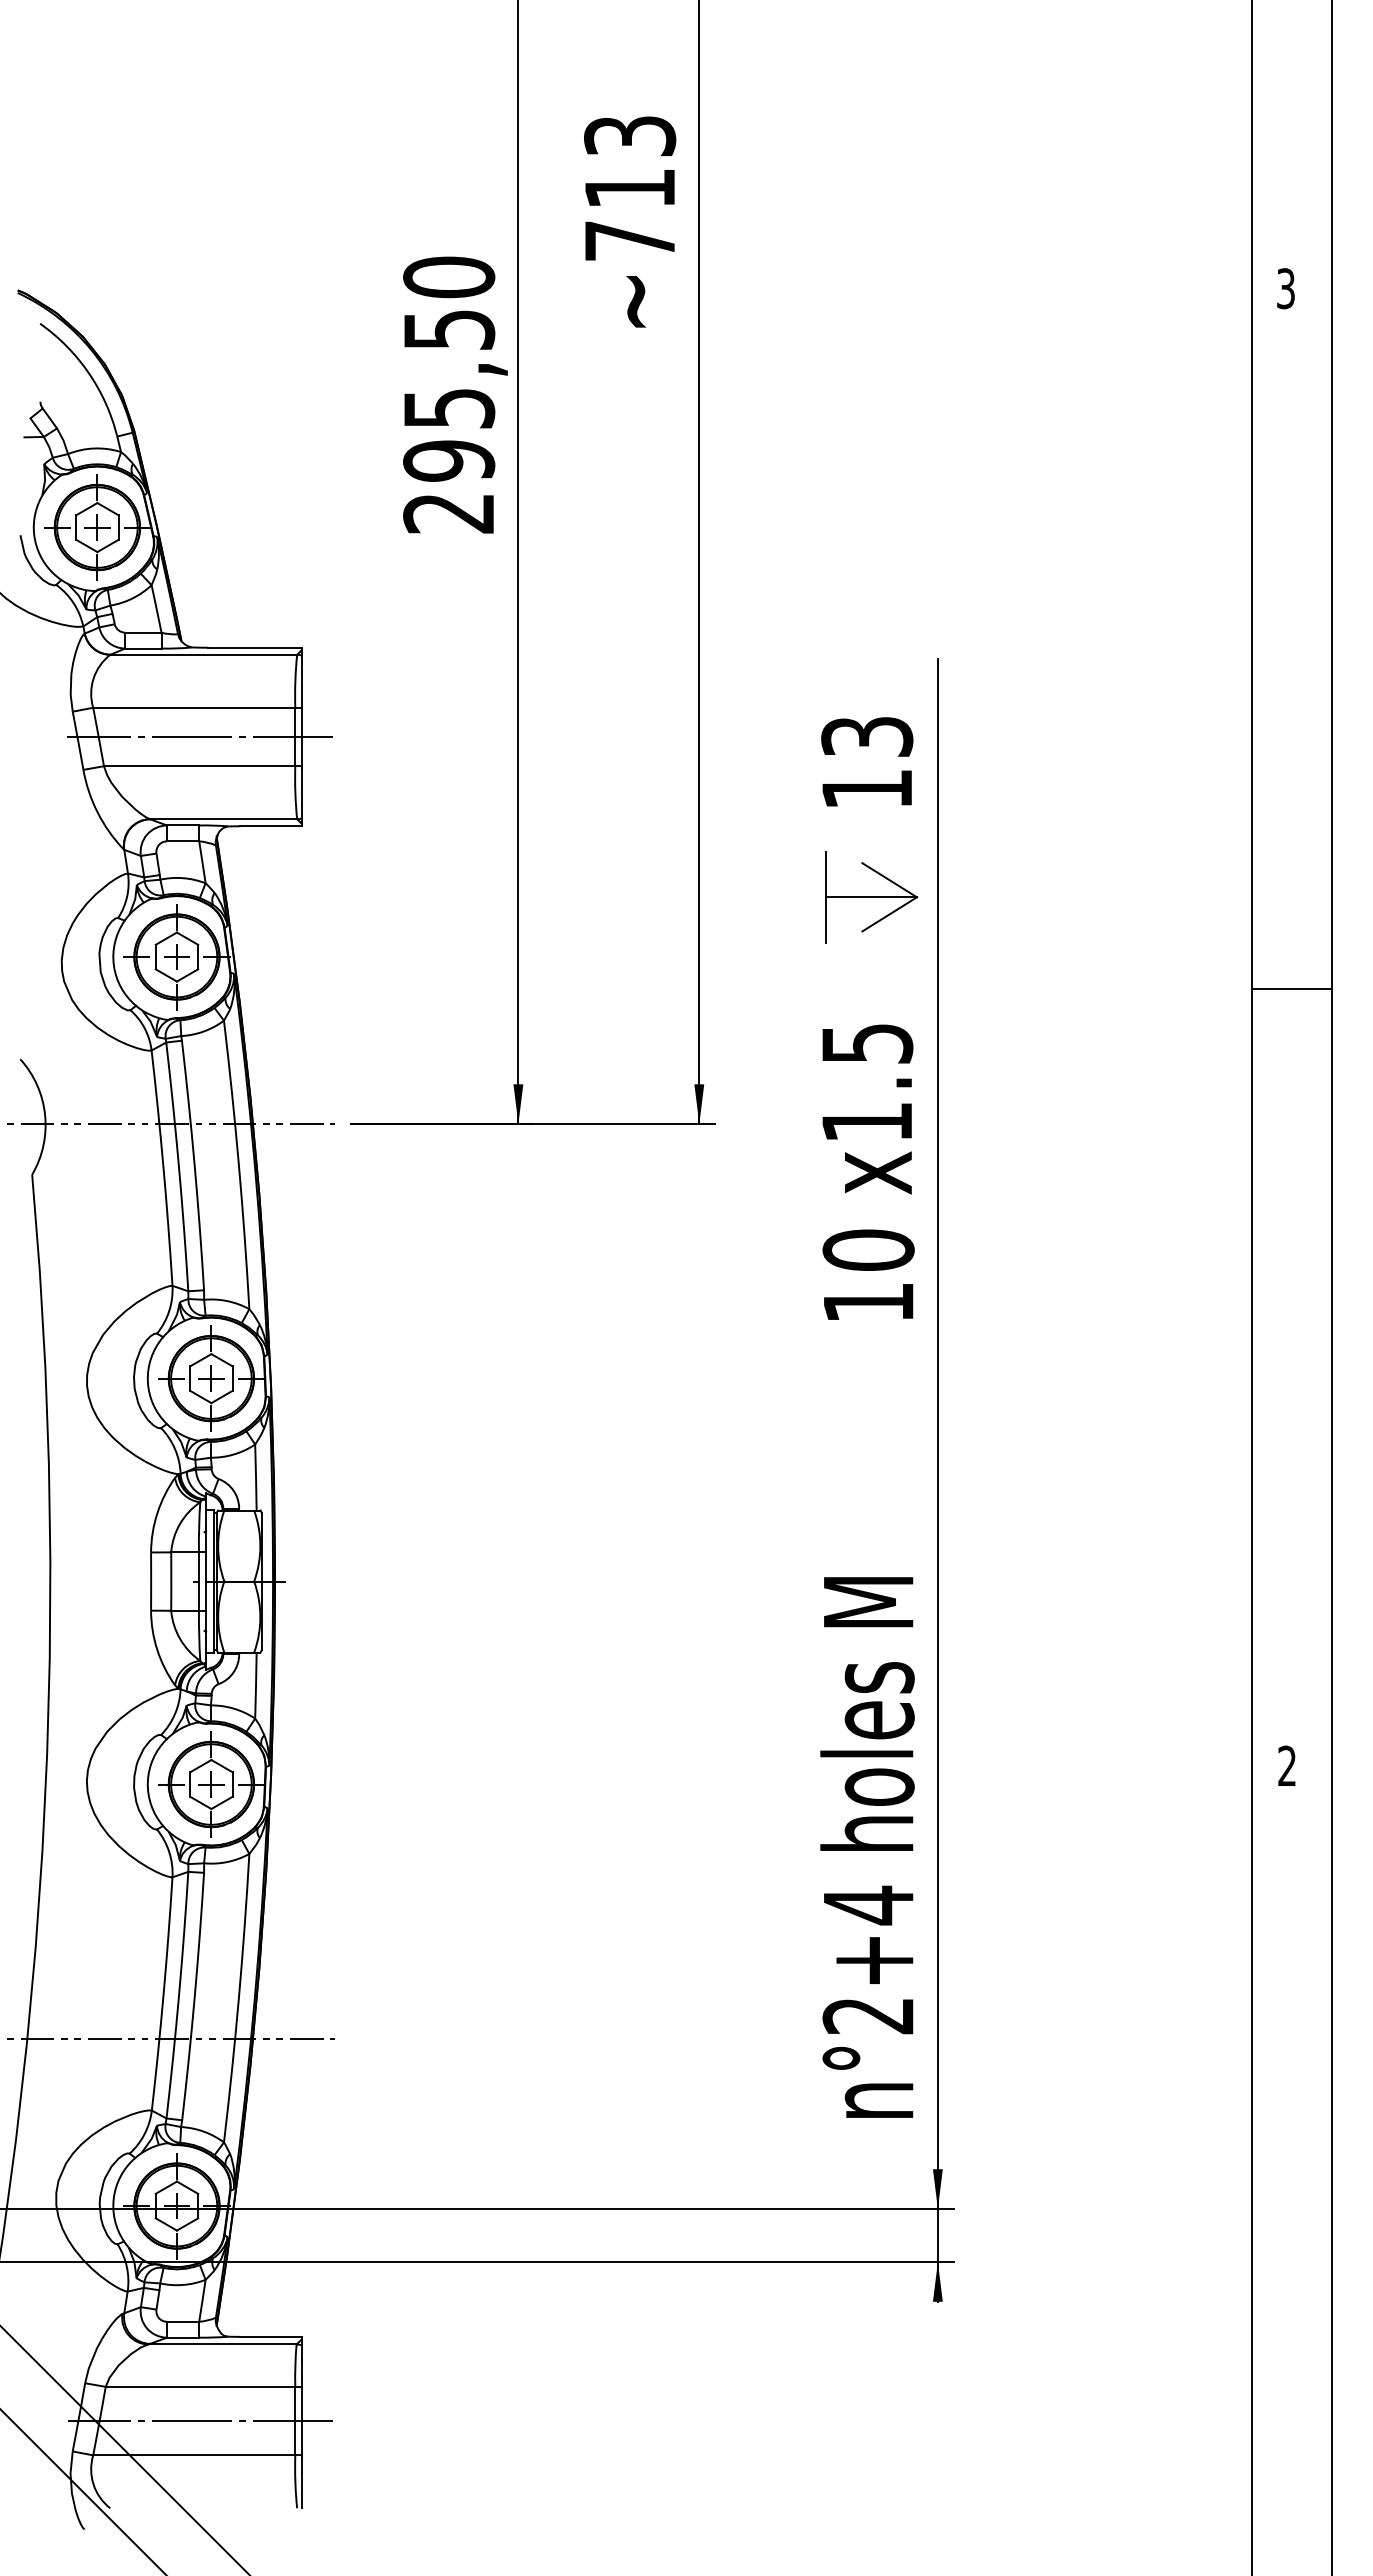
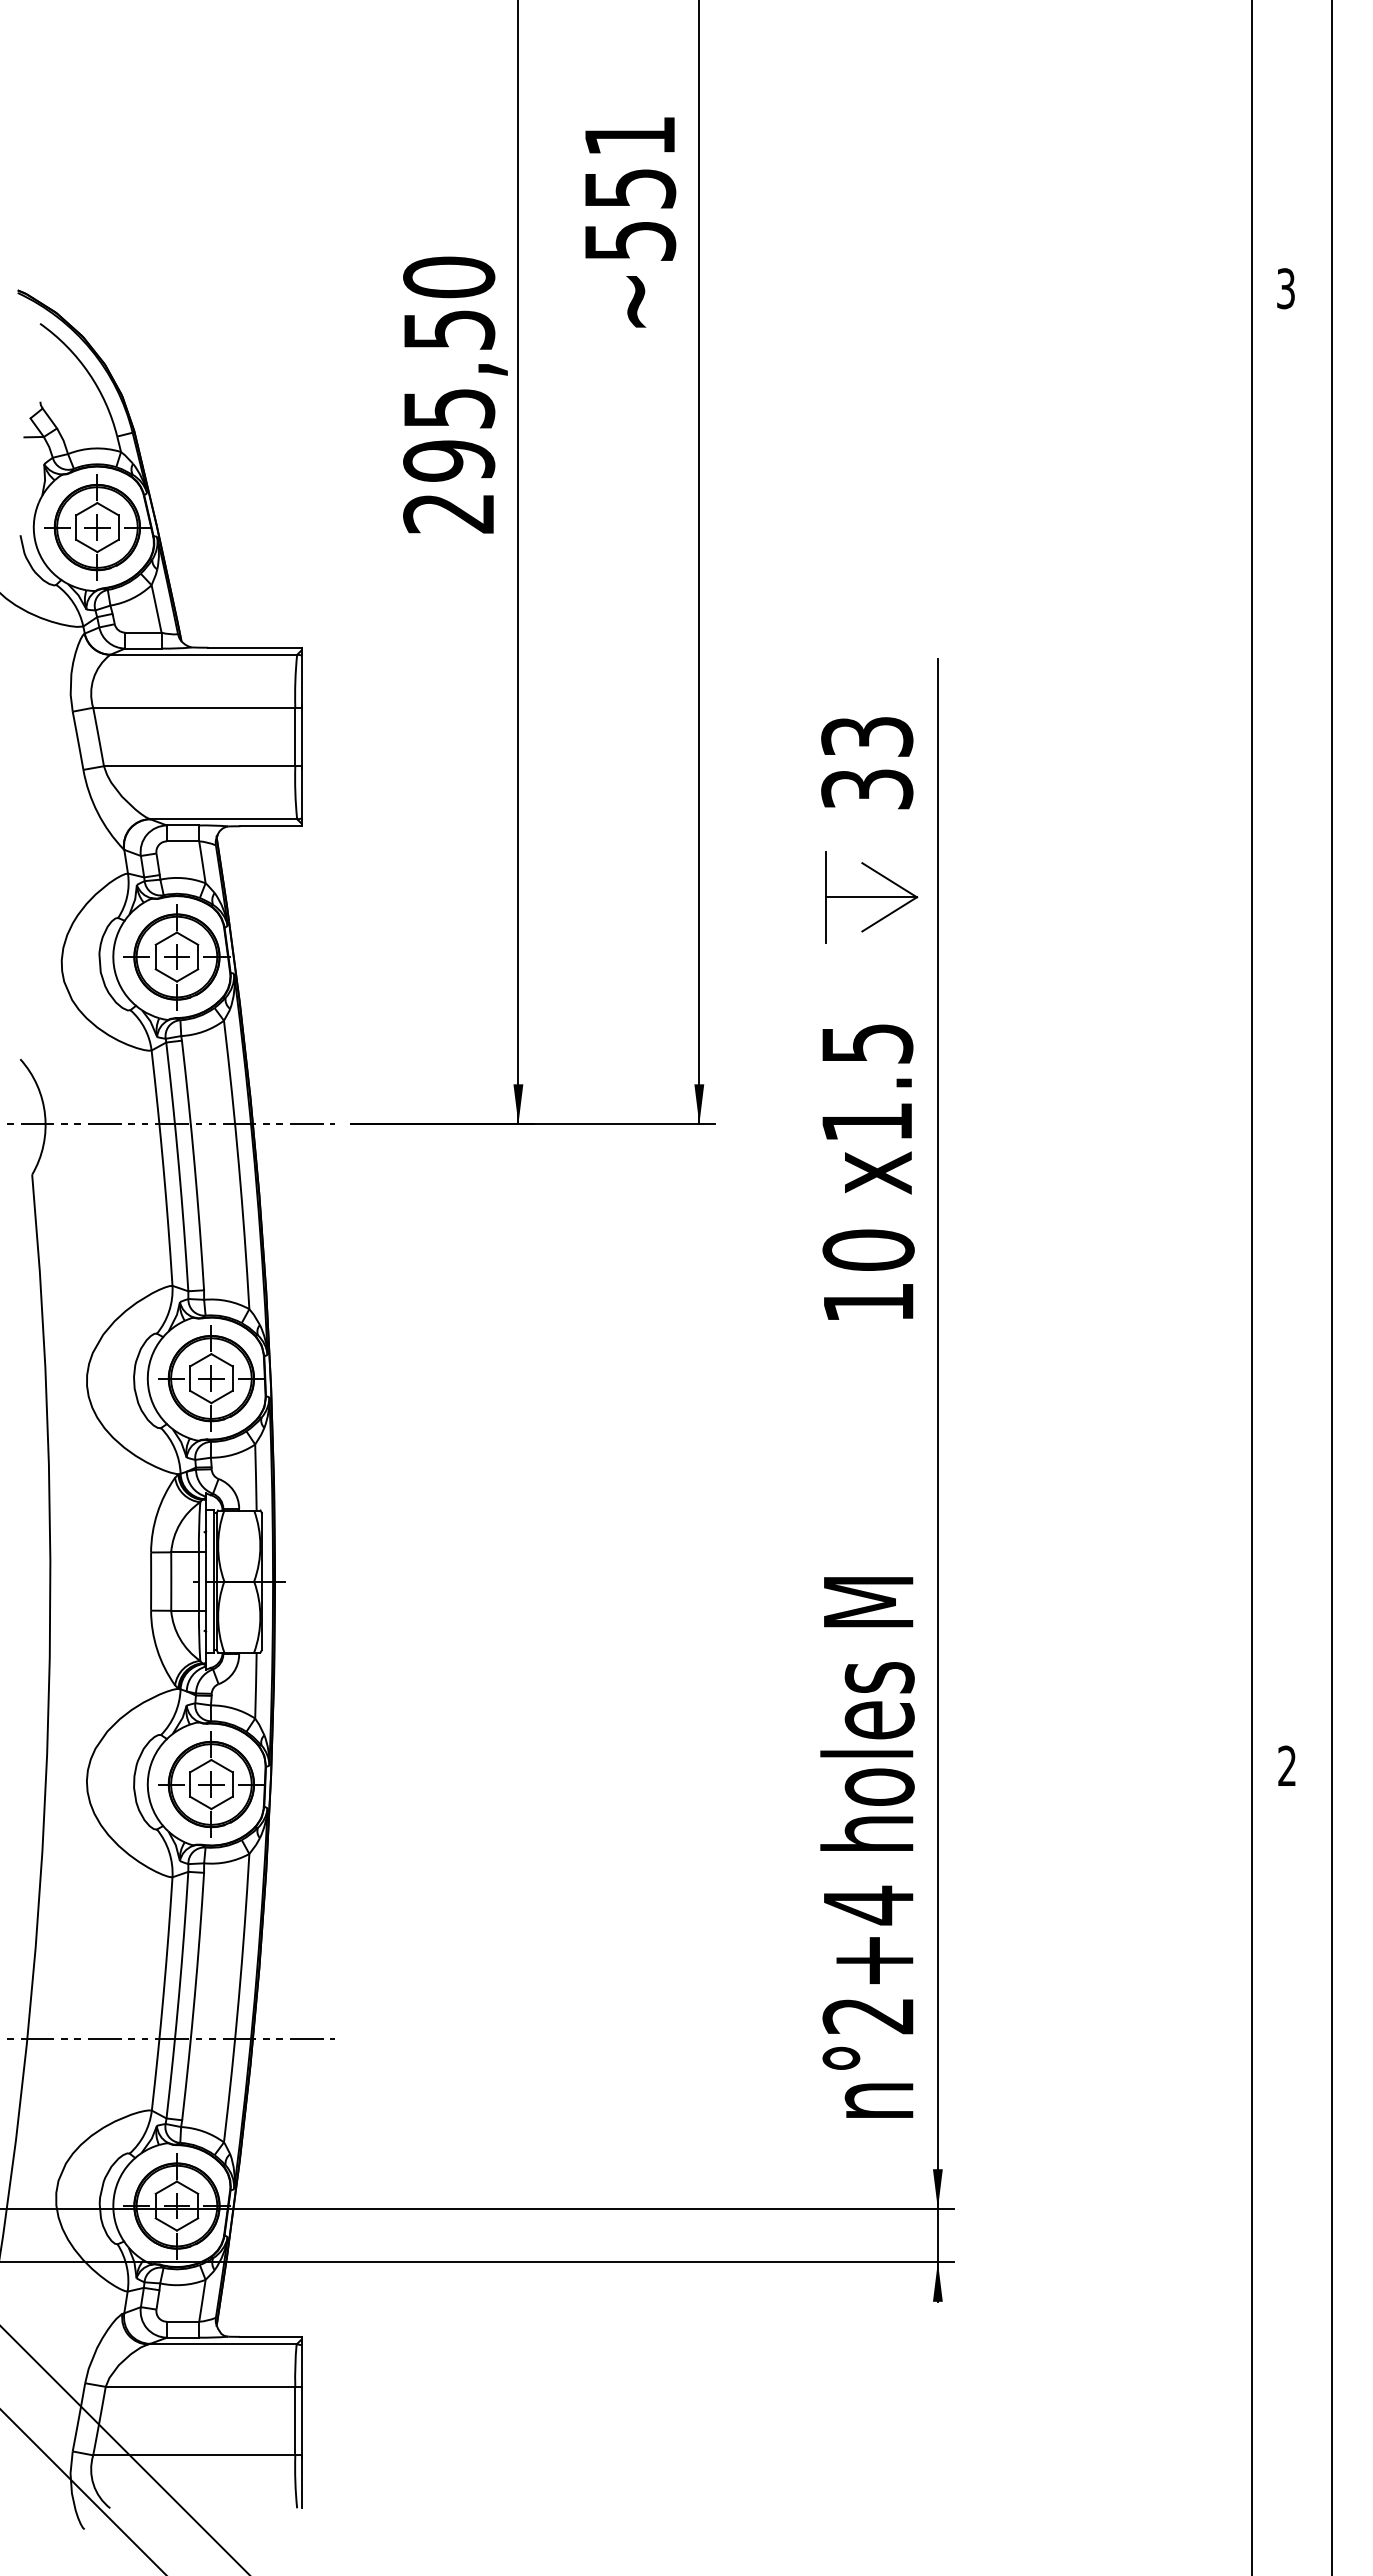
text: ~713 -> ~551 (630, 188)
line: present -> none (199, 737)
text: 13 -> 33 (867, 789)
line: present -> none (1291, 989)
line: present -> none (200, 2421)
